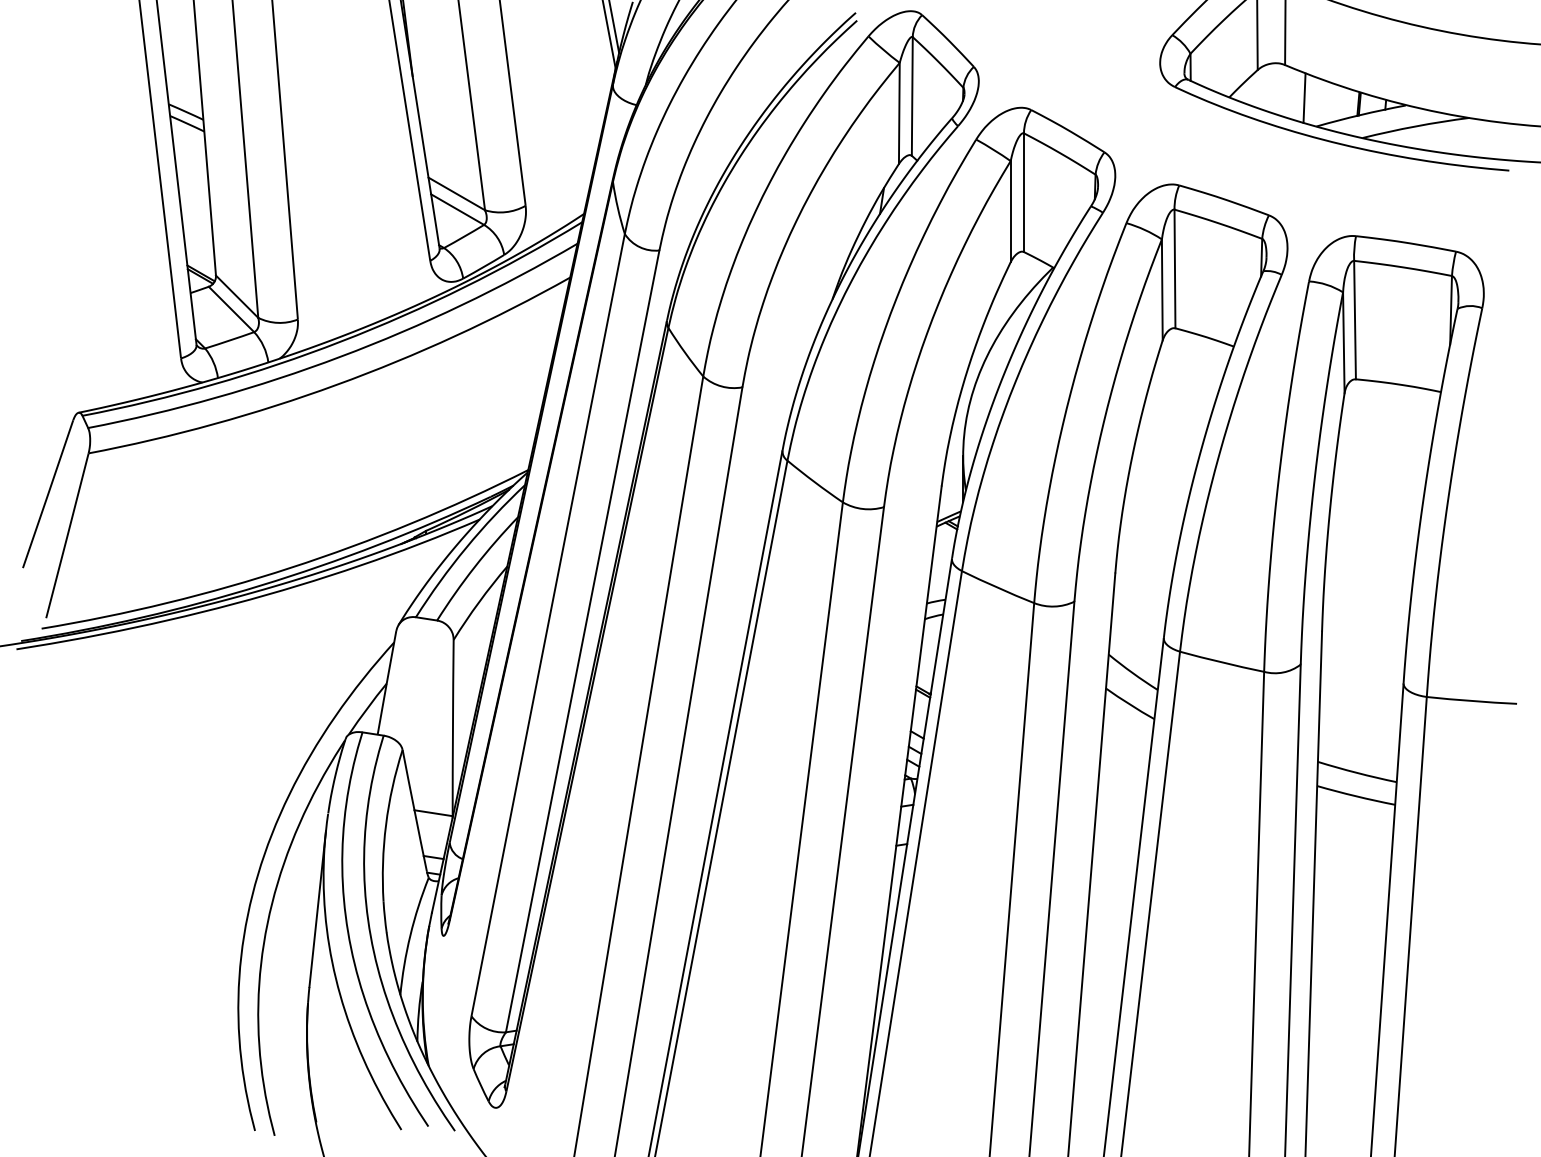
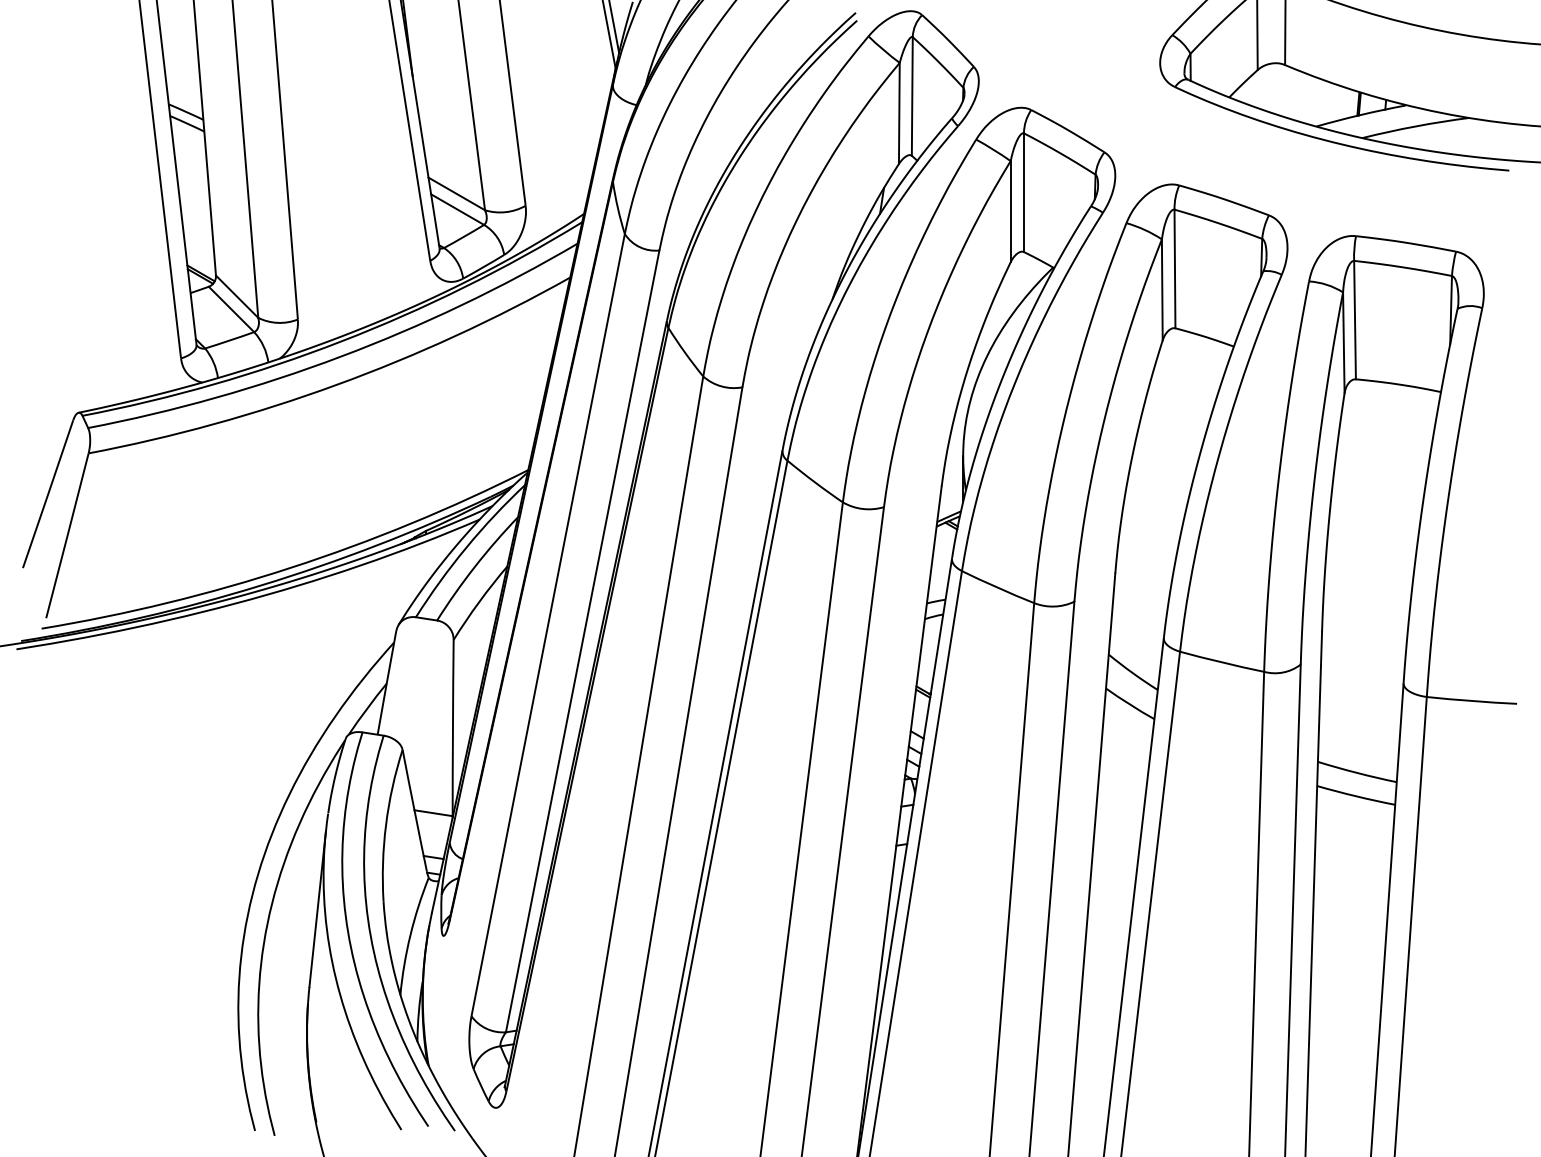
line: present -> none (1304, 97)
